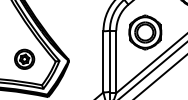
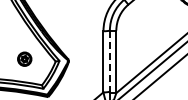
part: present -> none (145, 32)
part size: 22x22 px -> 16x16 px (24, 58)
line: solid -> dashed (109, 61)
